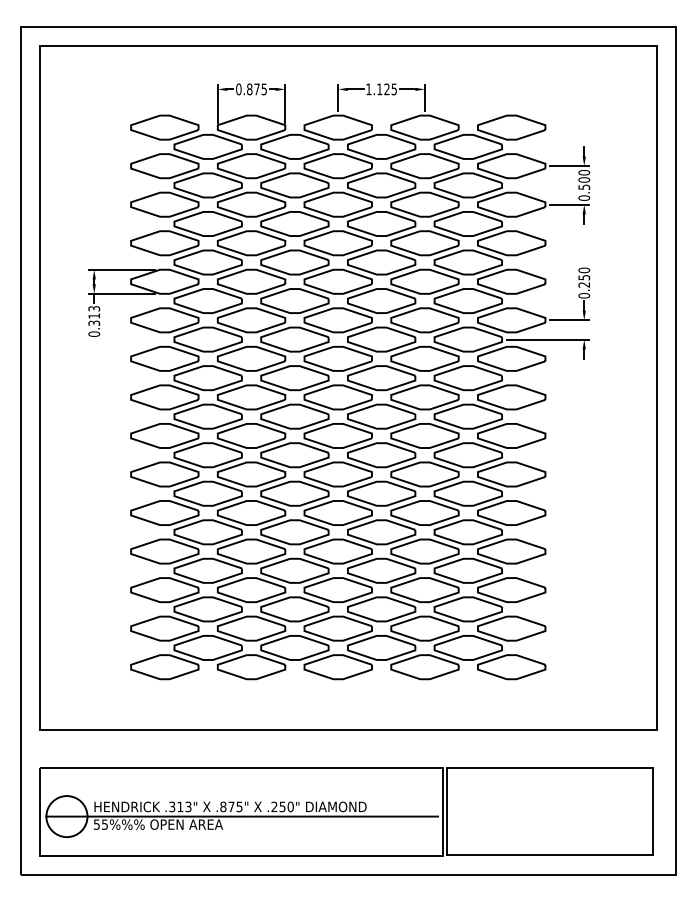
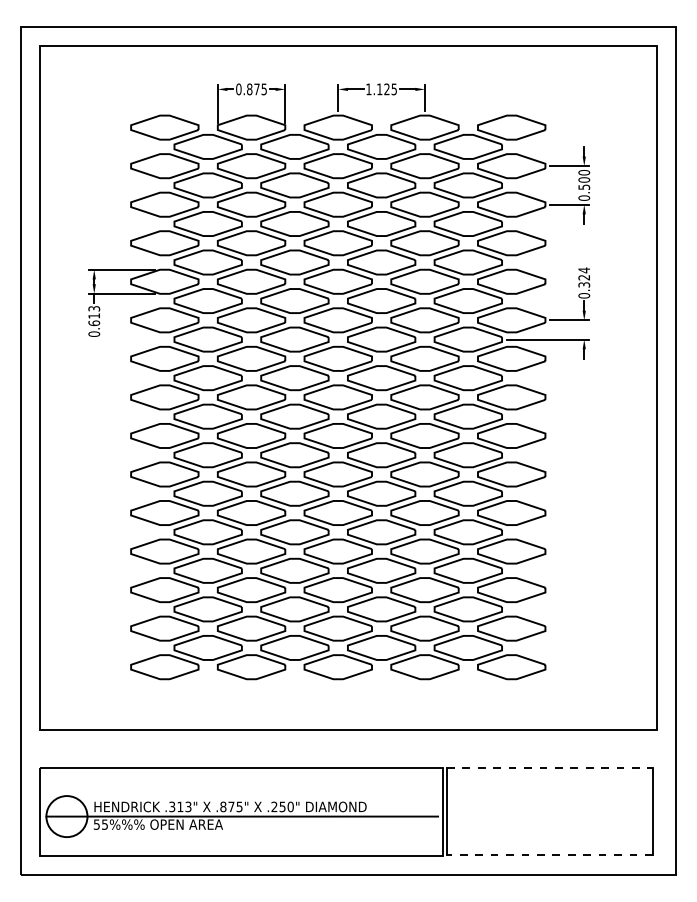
text: 0.250 -> 0.324 (584, 277)
text: 0.313 -> 0.613 (94, 323)
line: solid -> dashed (549, 767)
line: solid -> dashed (549, 854)
